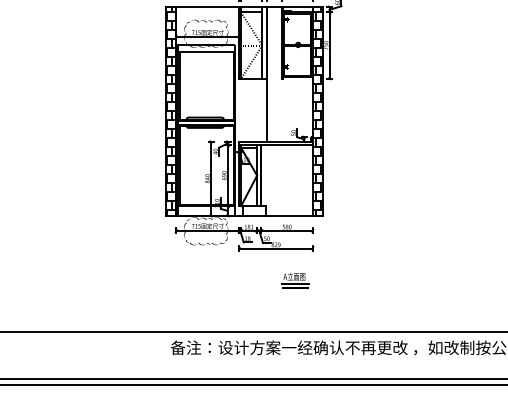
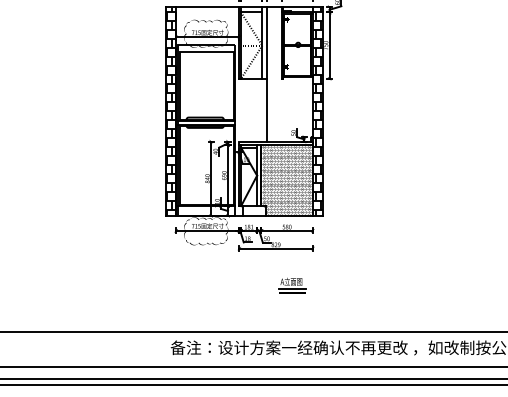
hatch: none -> present (286, 180)
part position: (295, 280) -> (292, 285) (292, 285)
line: none -> present (253, 367)
